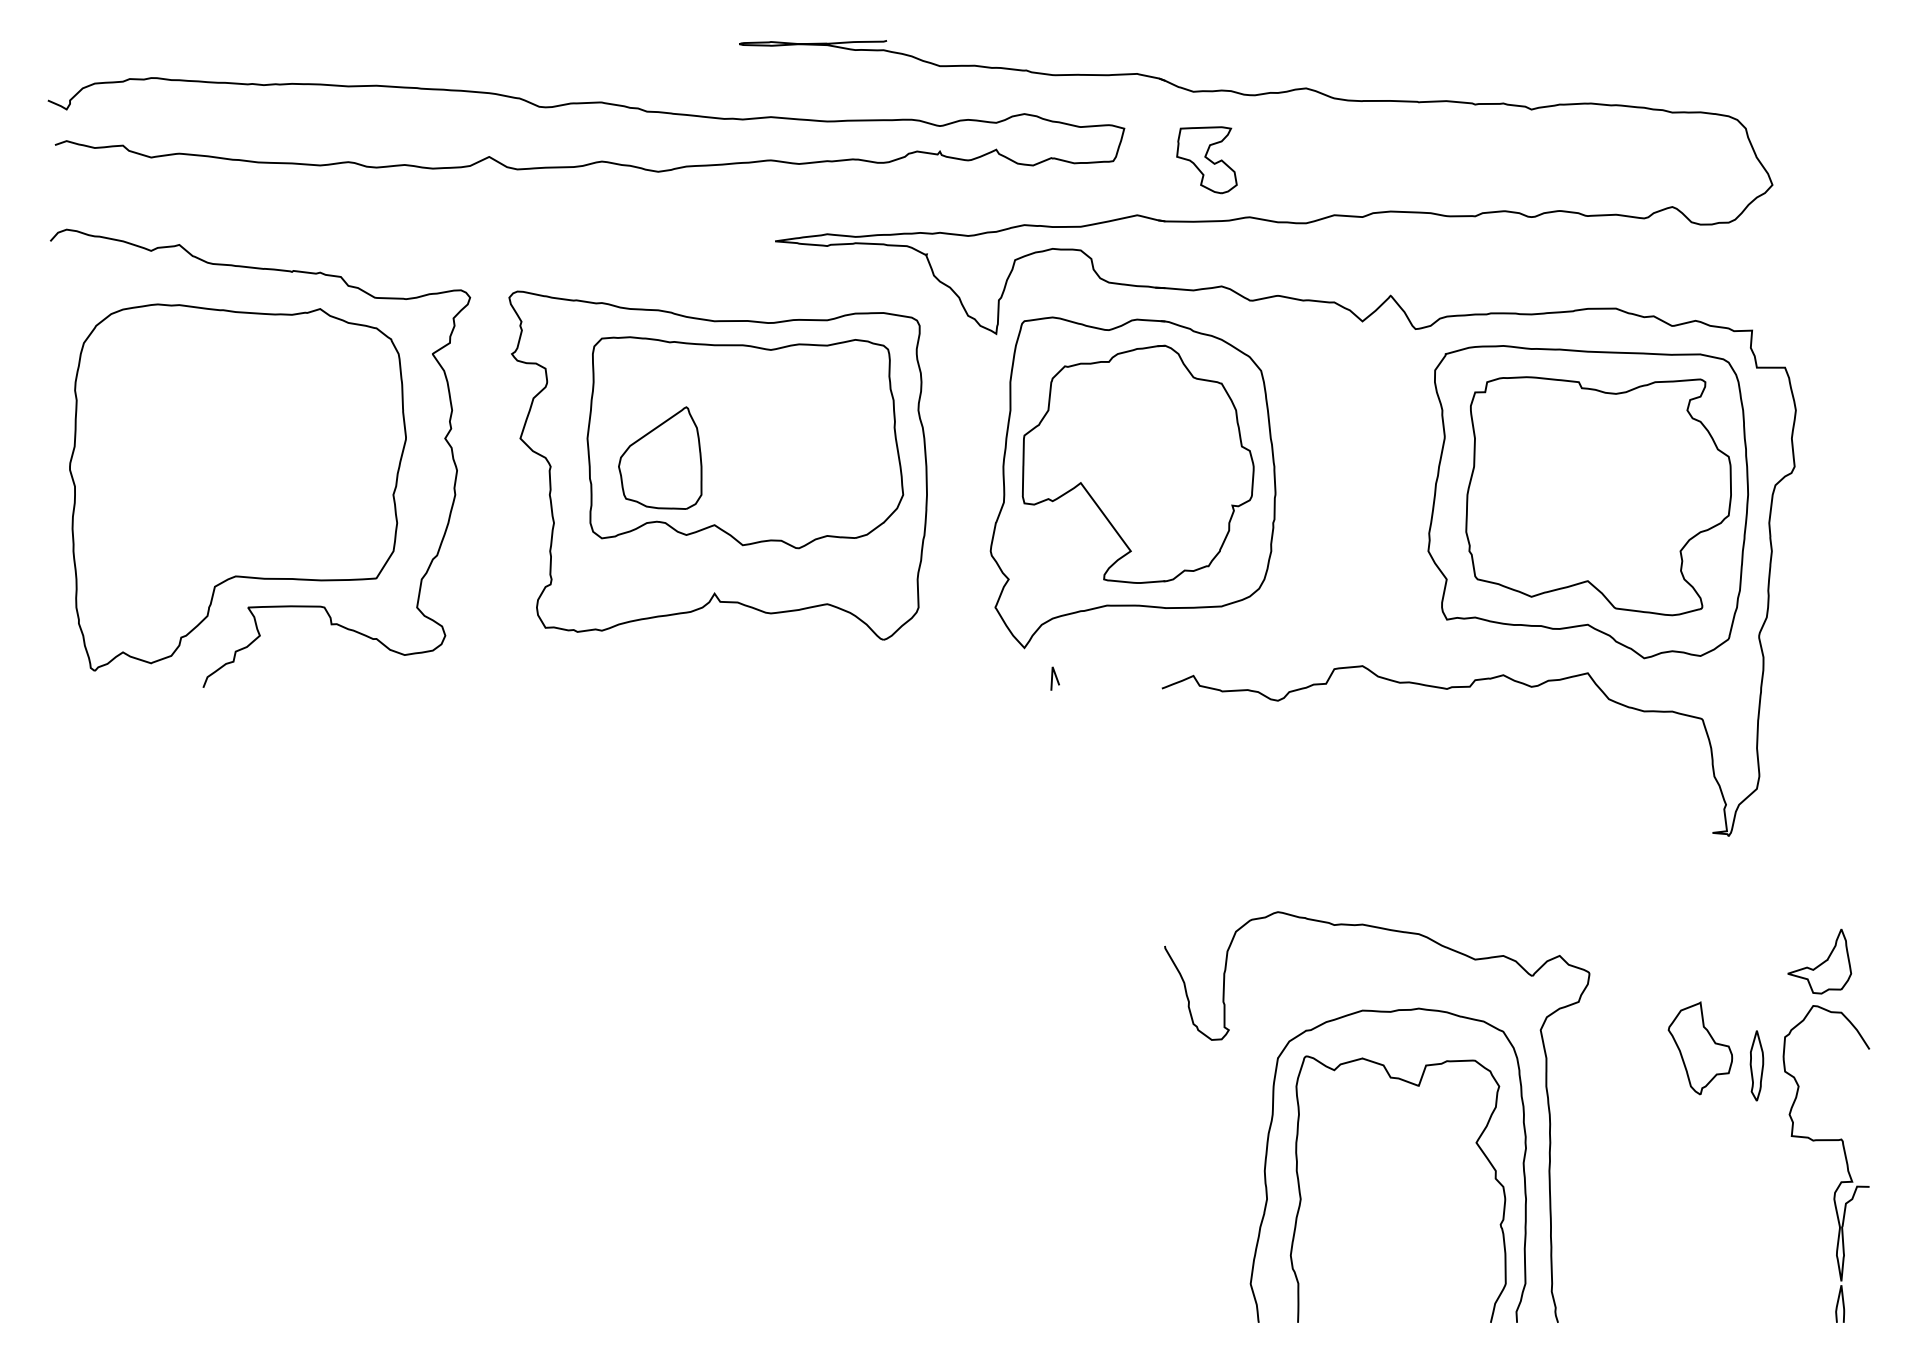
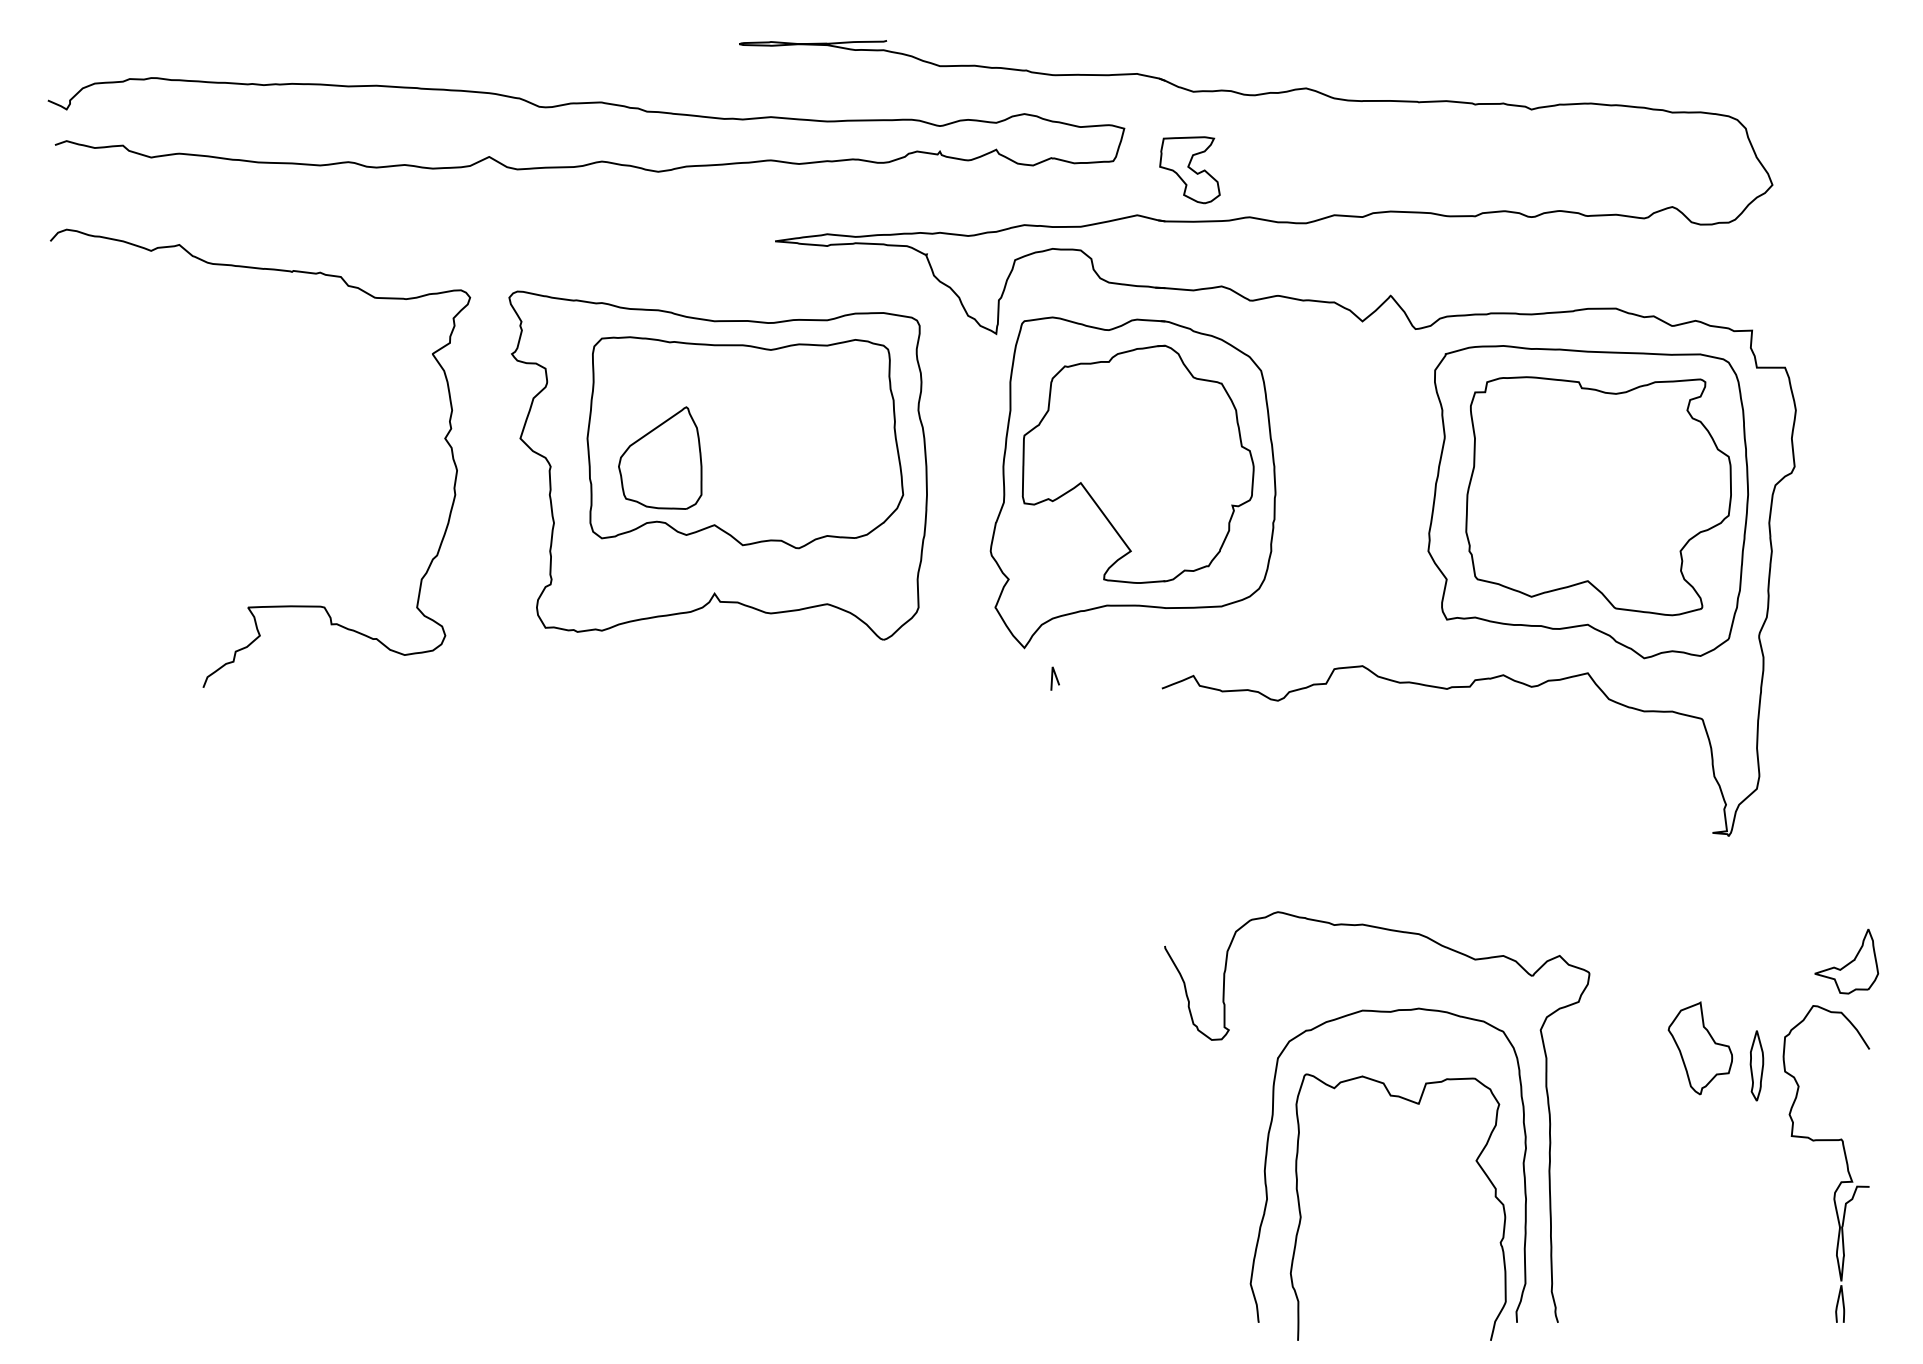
part position: (1206, 160) -> (1189, 170) (1189, 170)
part: present -> none (237, 487)
part position: (1819, 961) -> (1846, 961) (1846, 961)
curve position: (1475, 1143) -> (1475, 1161) (1475, 1161)
